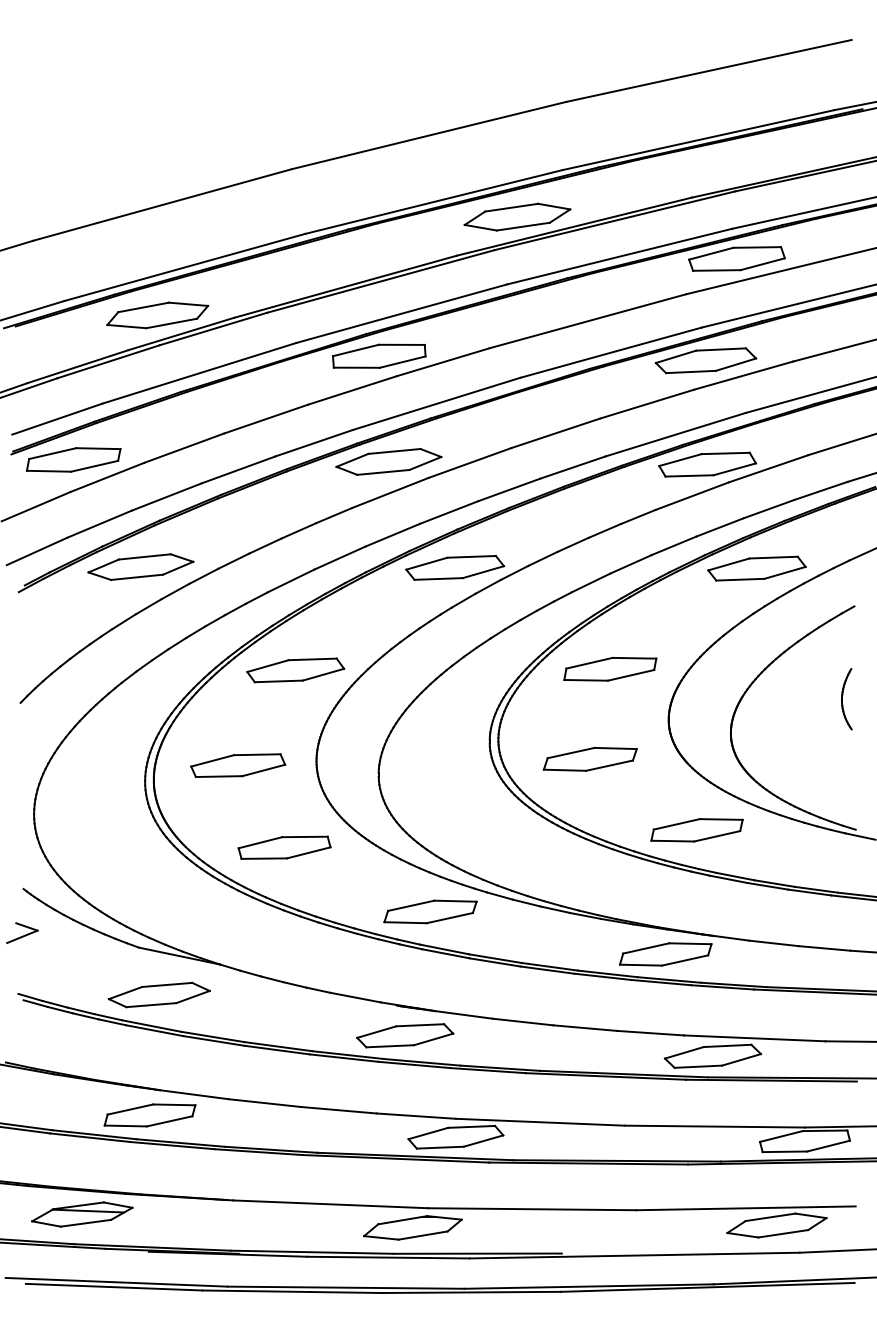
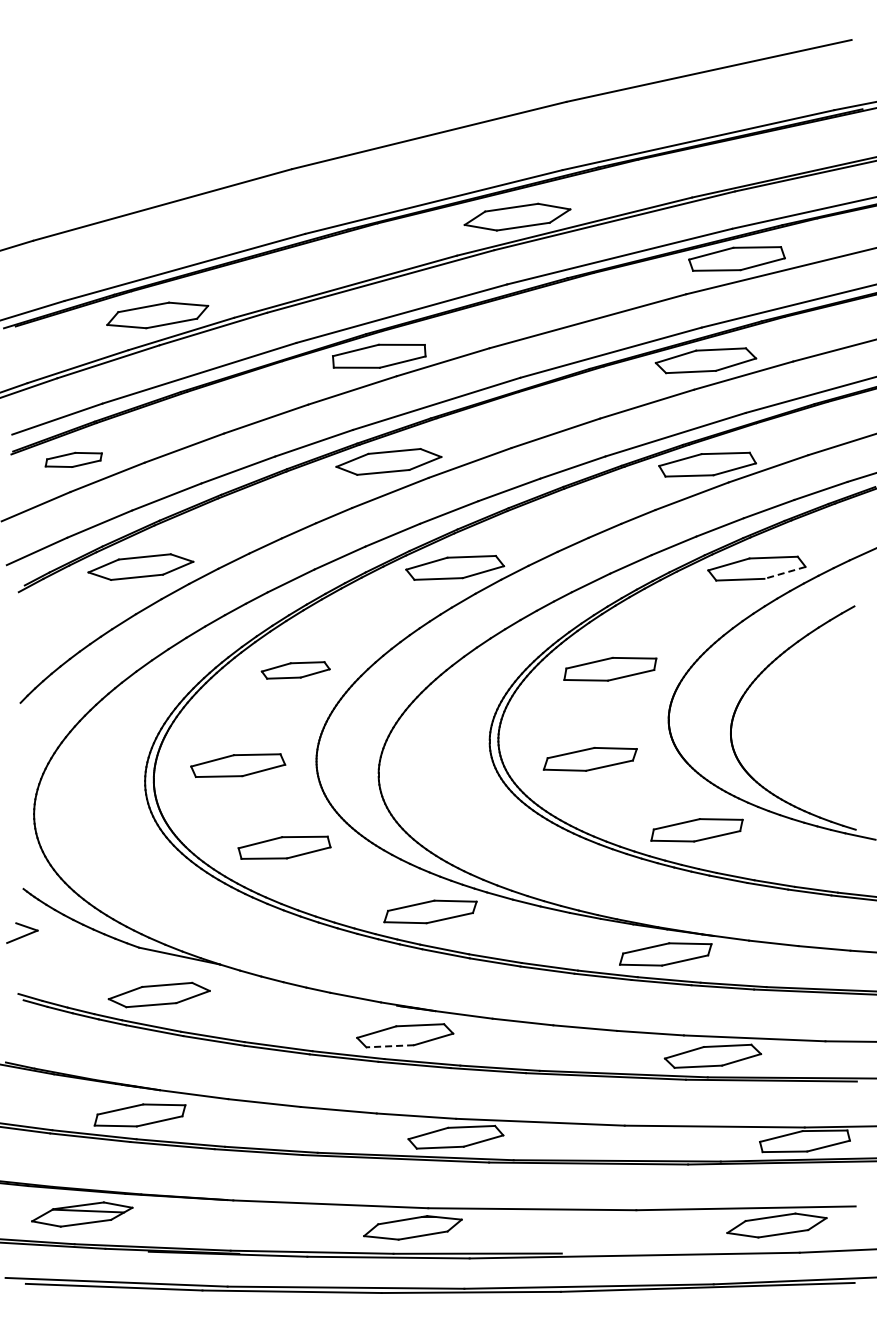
part size: 96x26 px -> 59x17 px (73, 459)
line: solid -> dashed (784, 573)
part size: 100x27 px -> 71x19 px (295, 670)
part: present -> none (846, 699)
line: solid -> dashed (390, 1046)
part position: (149, 1115) -> (139, 1115) (139, 1115)
